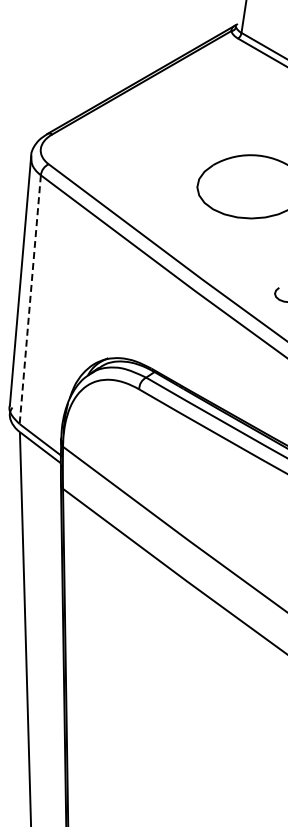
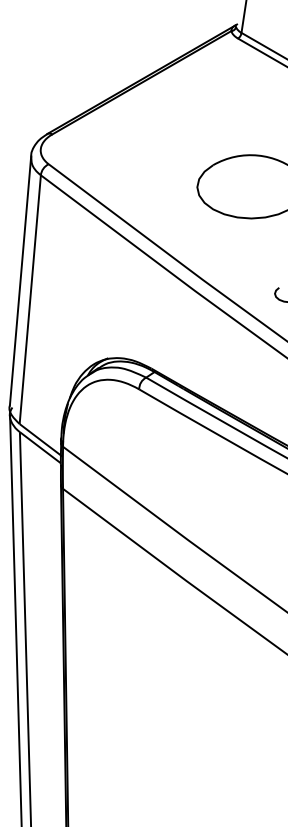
line: dashed -> solid (30, 299)
line: none -> present (15, 619)
